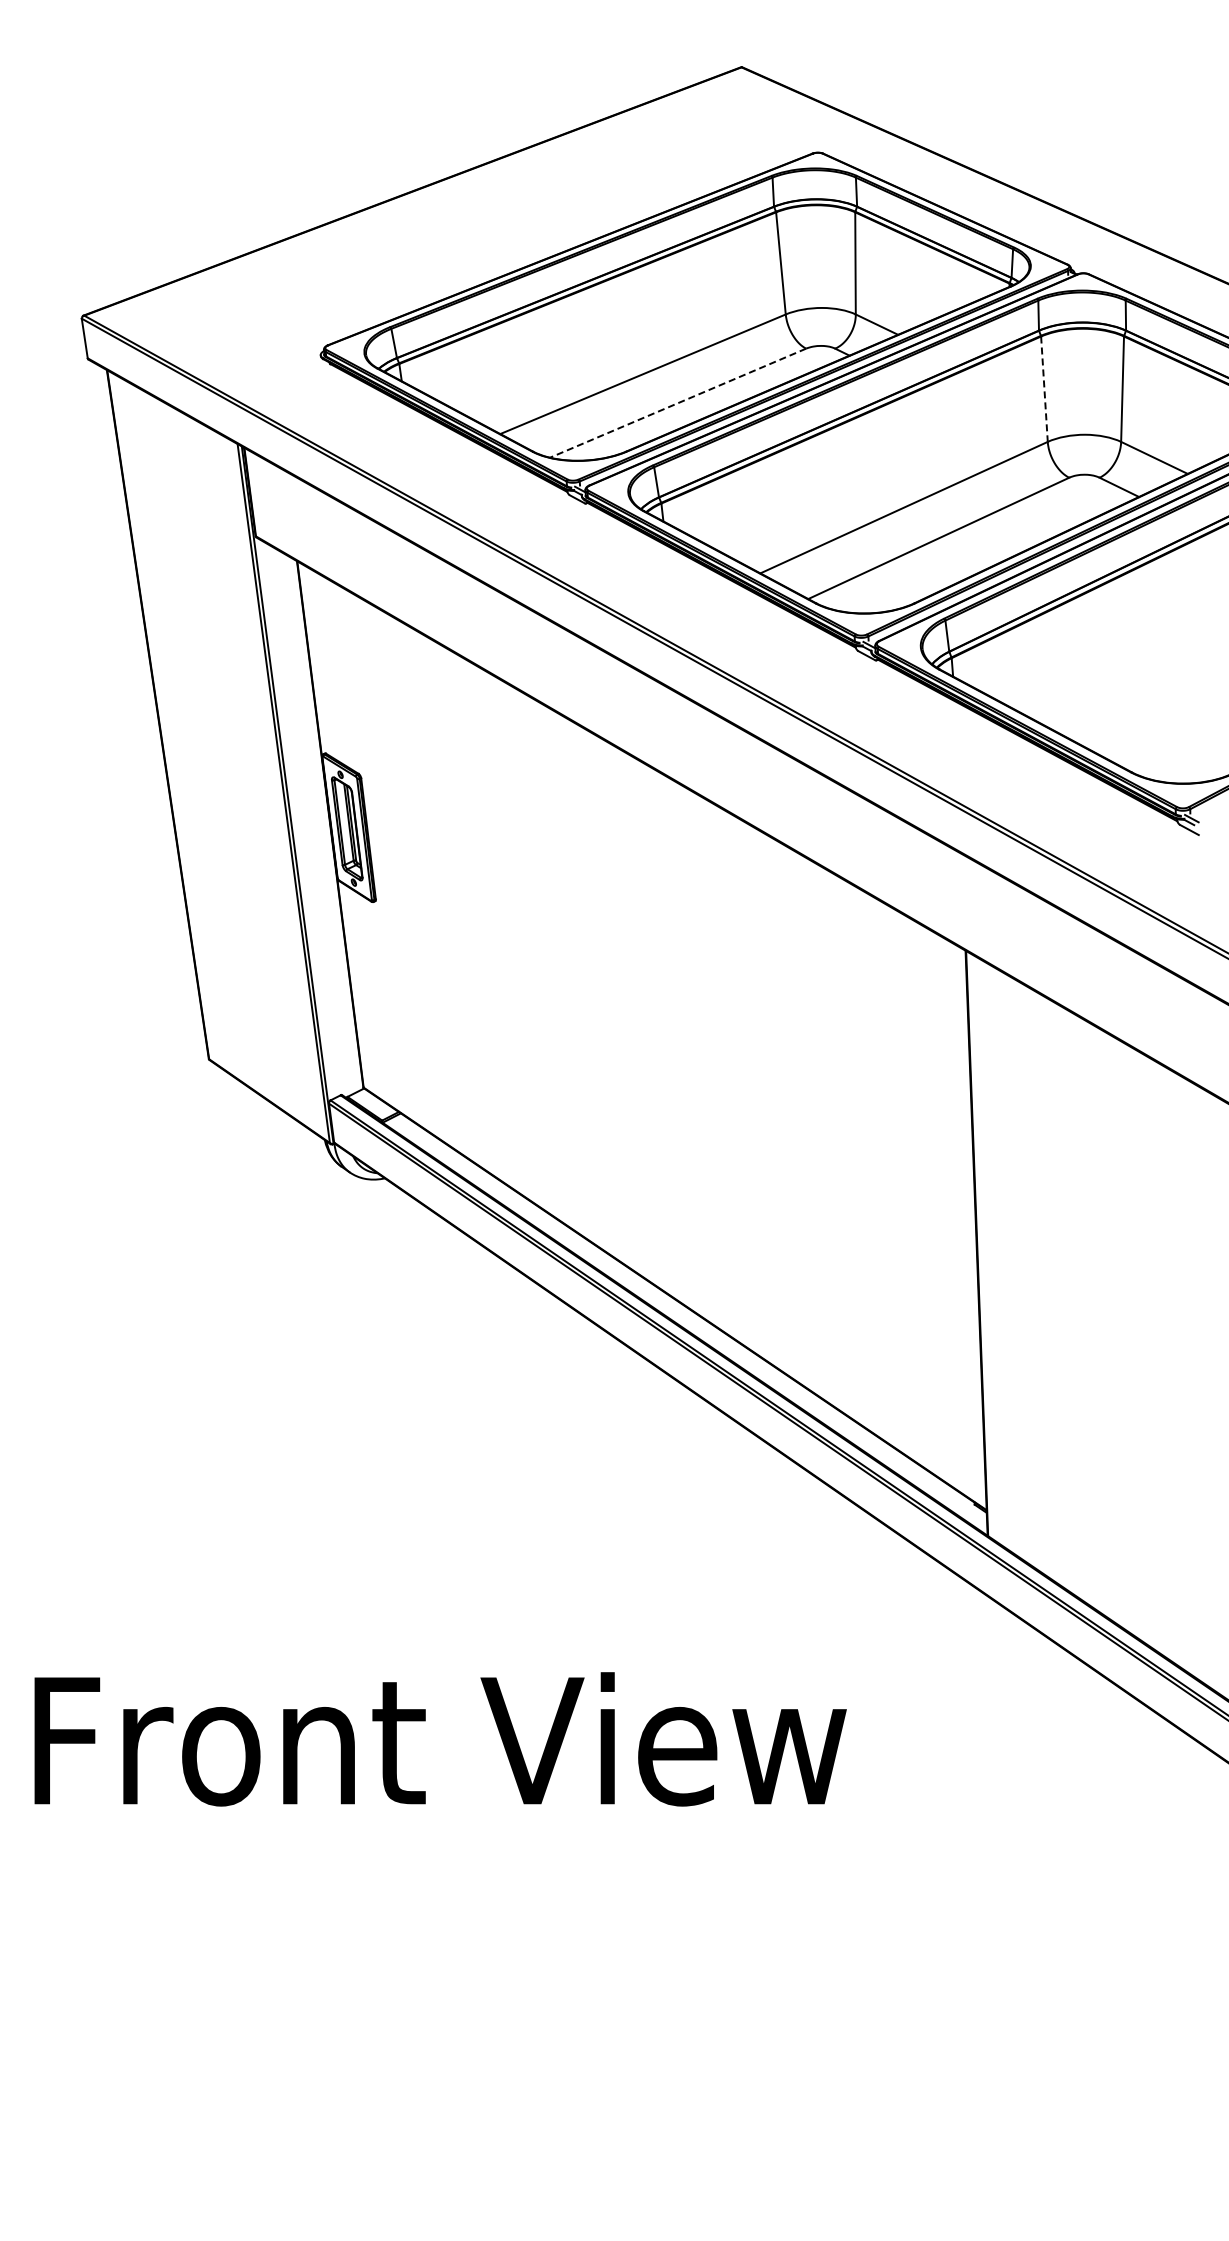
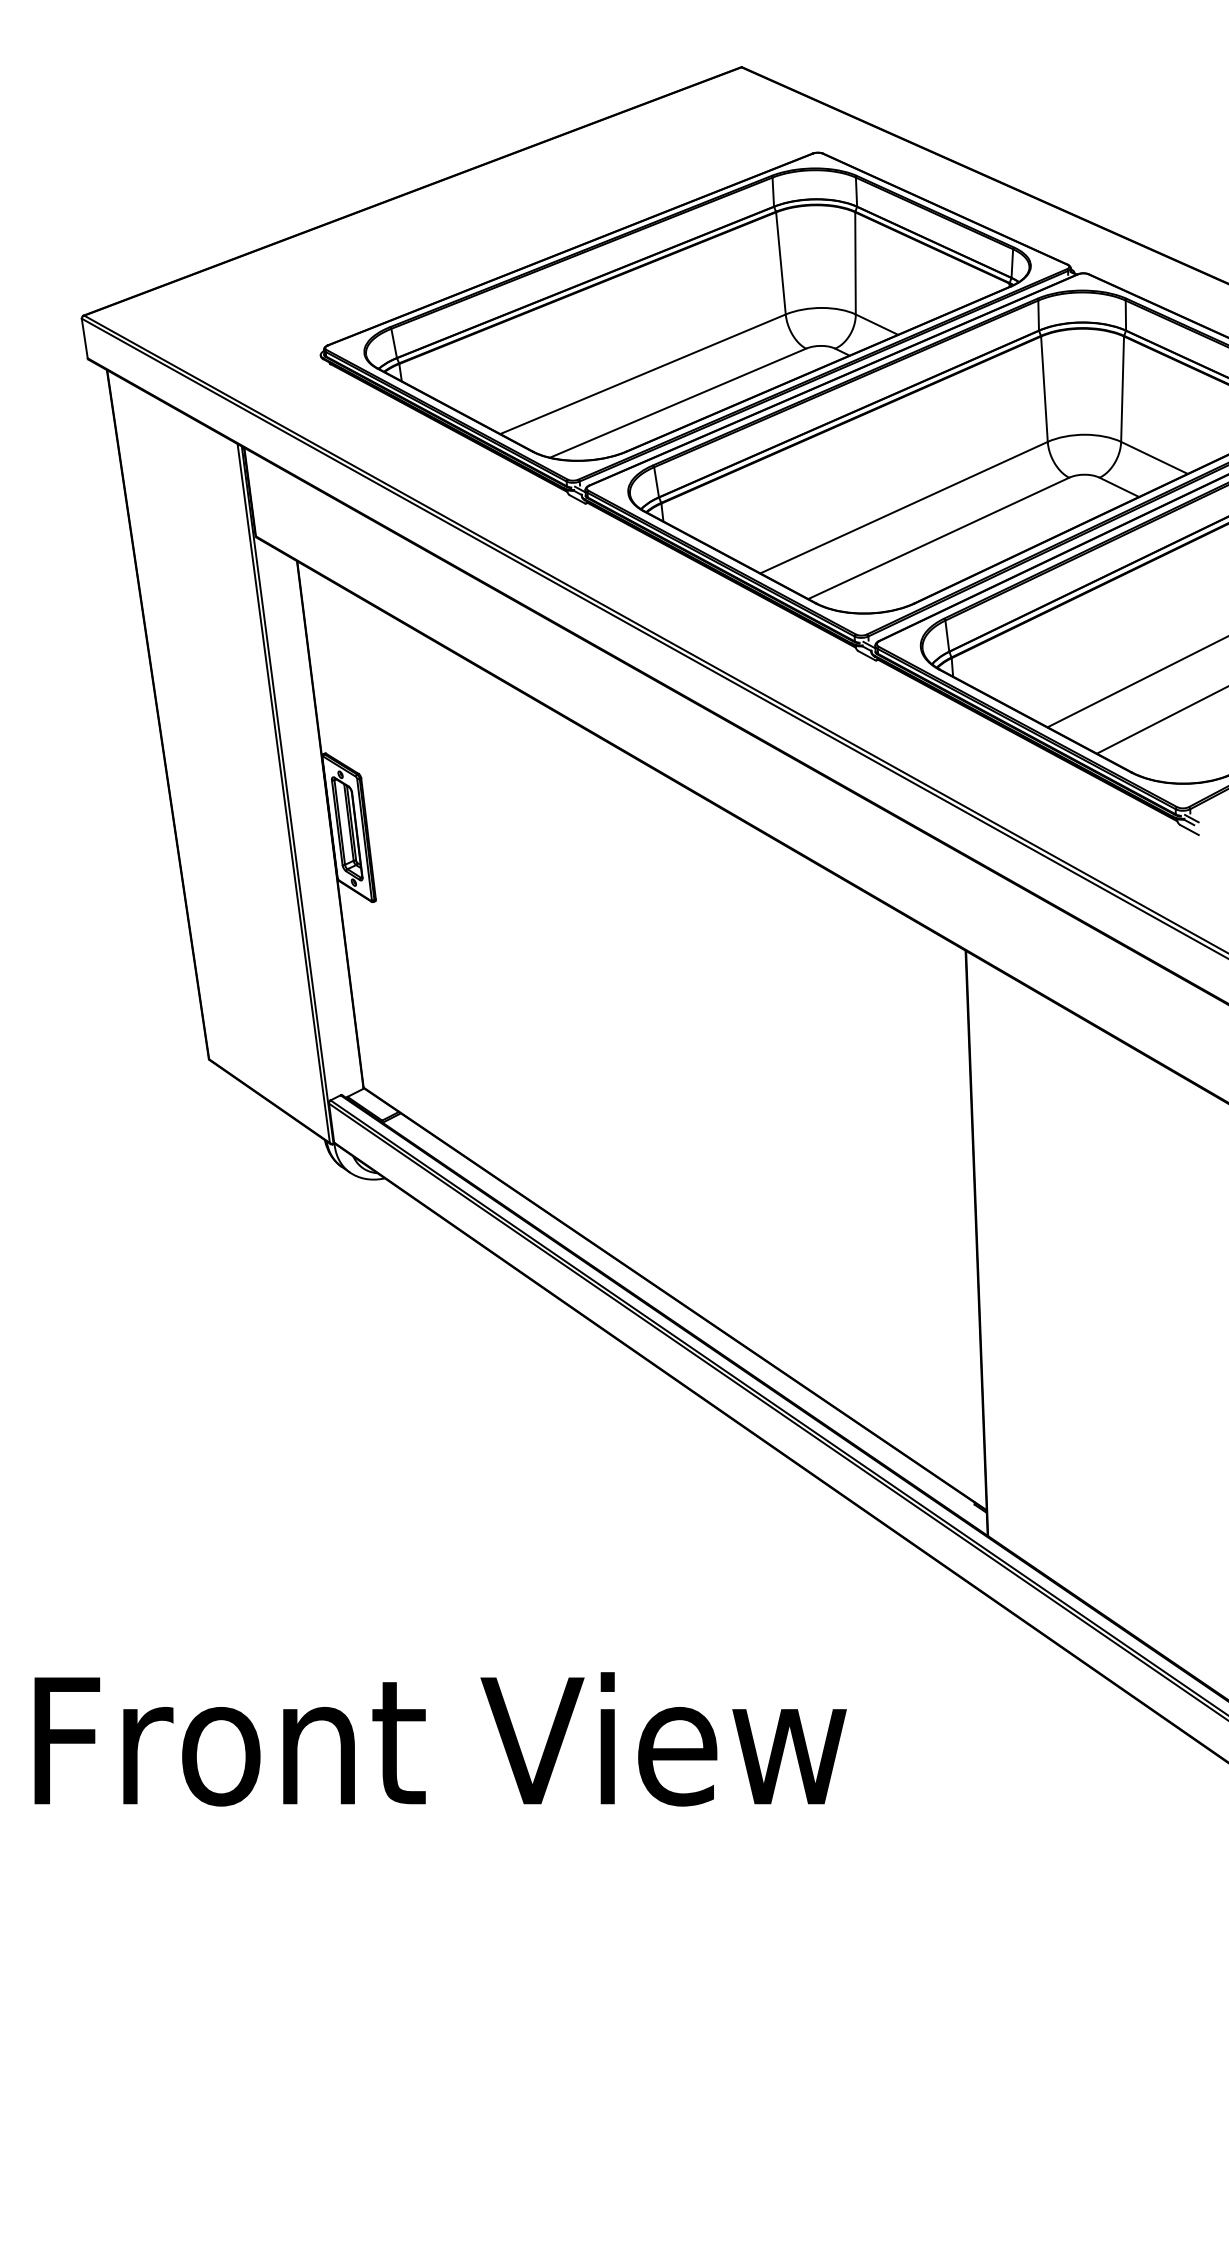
line: dashed -> solid (1044, 389)
line: dashed -> solid (677, 403)
line: none -> present (1136, 682)
line: none -> present (1160, 720)
